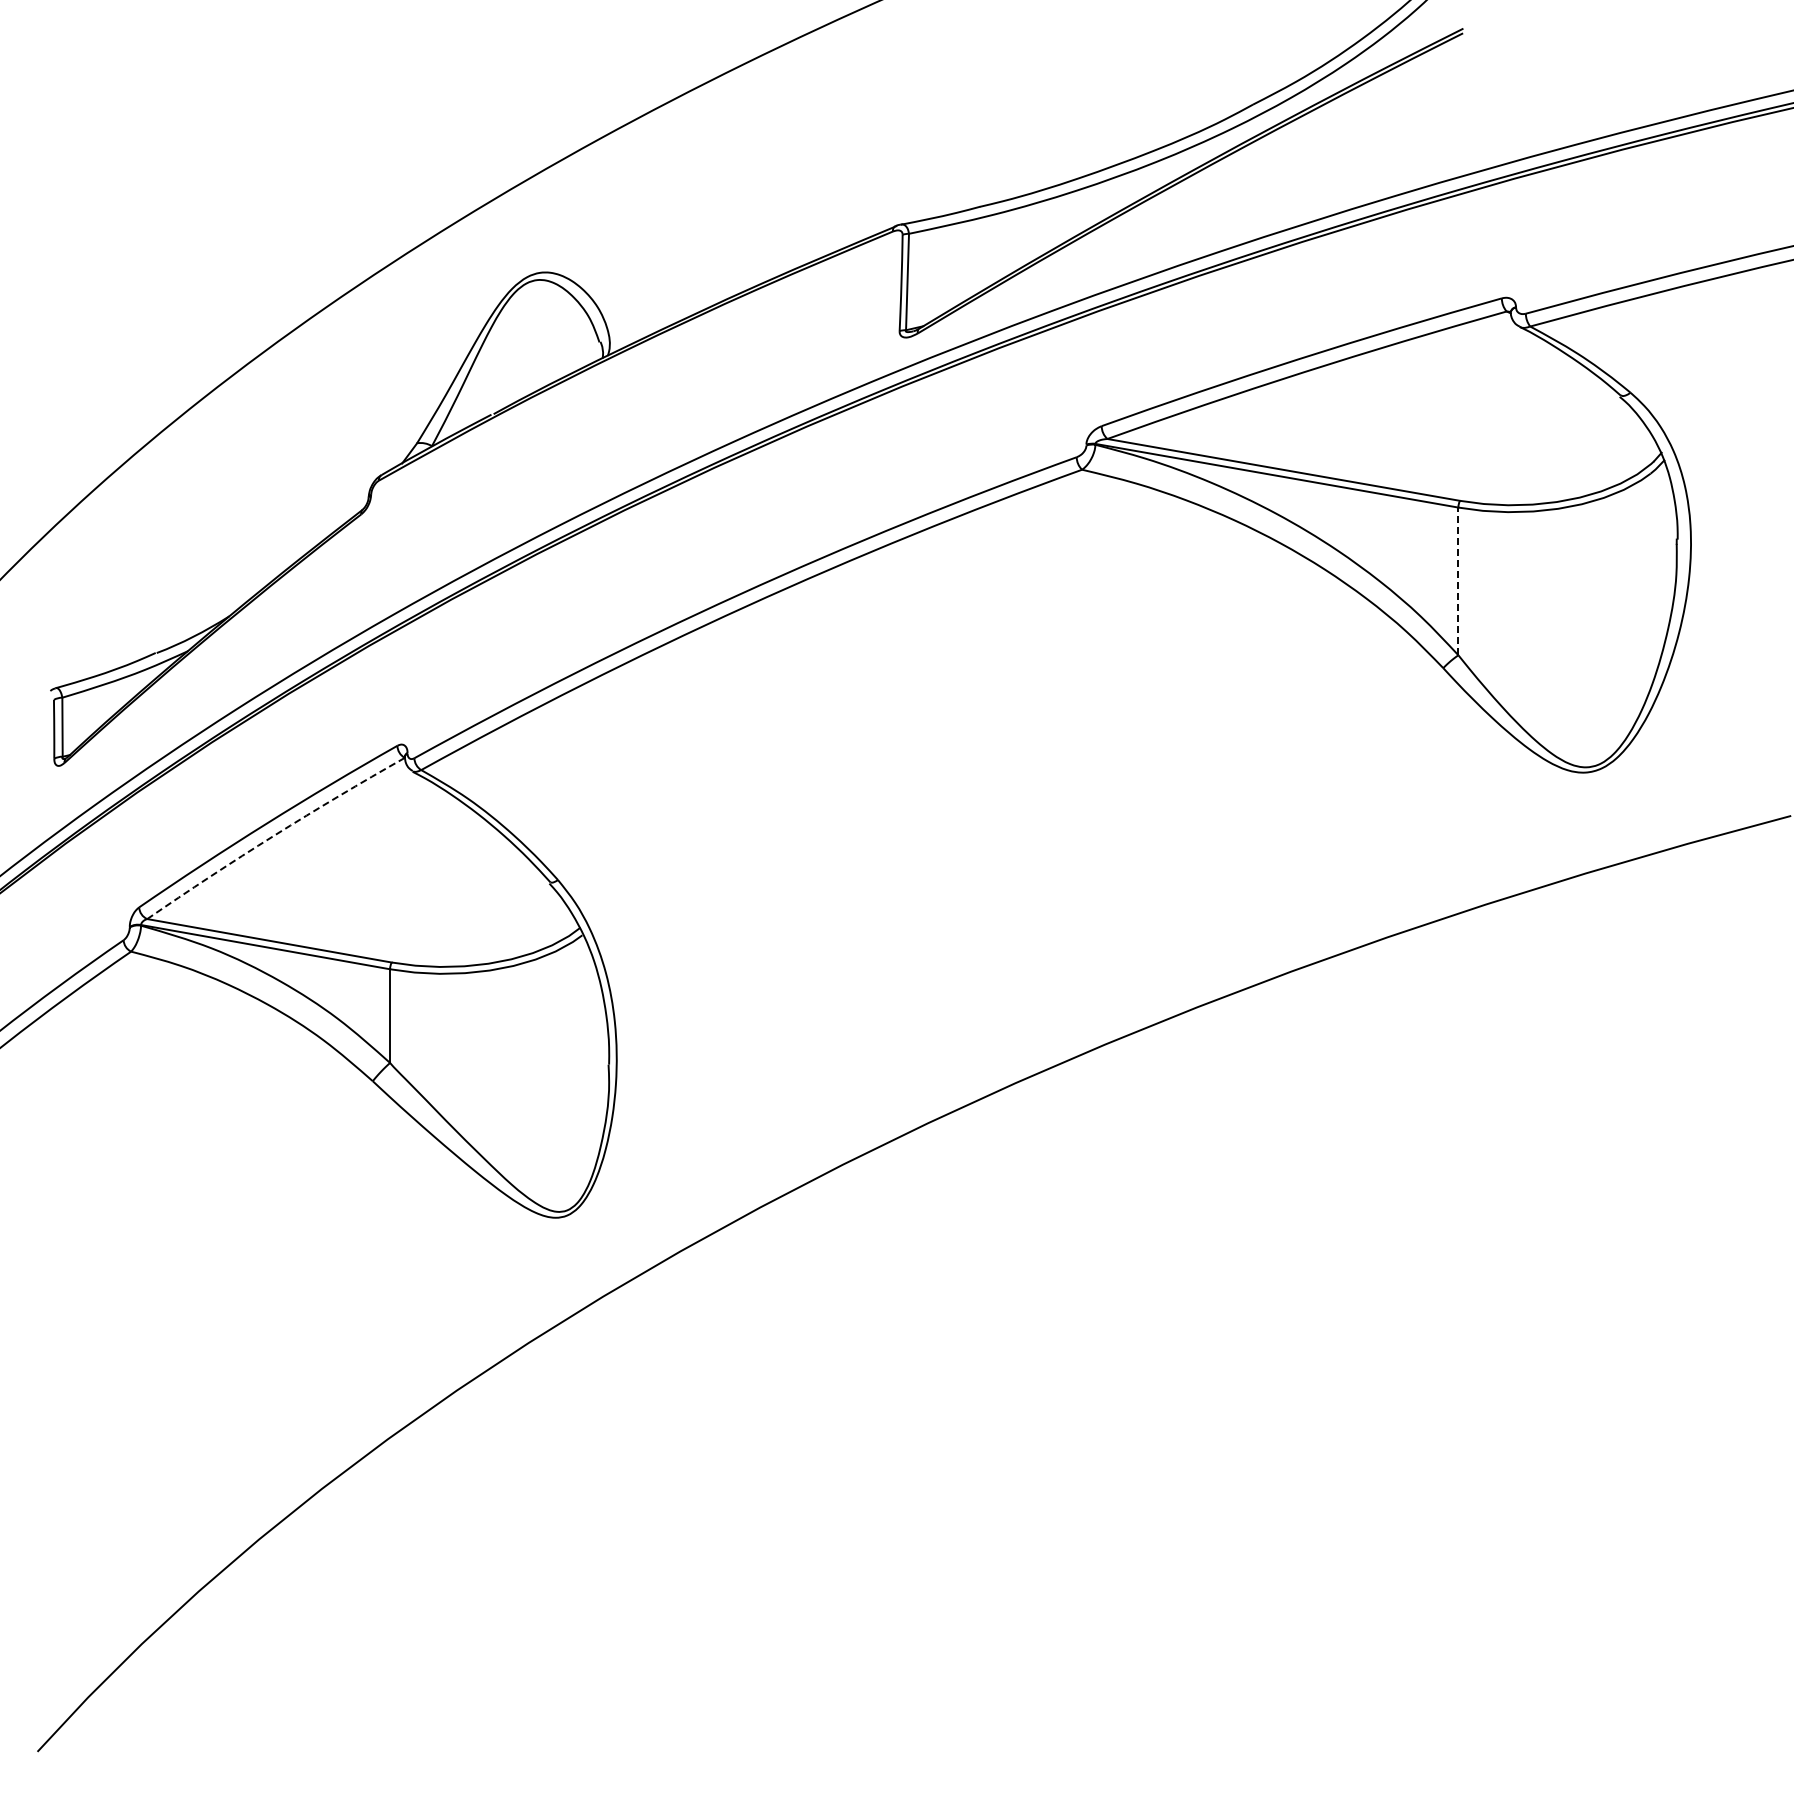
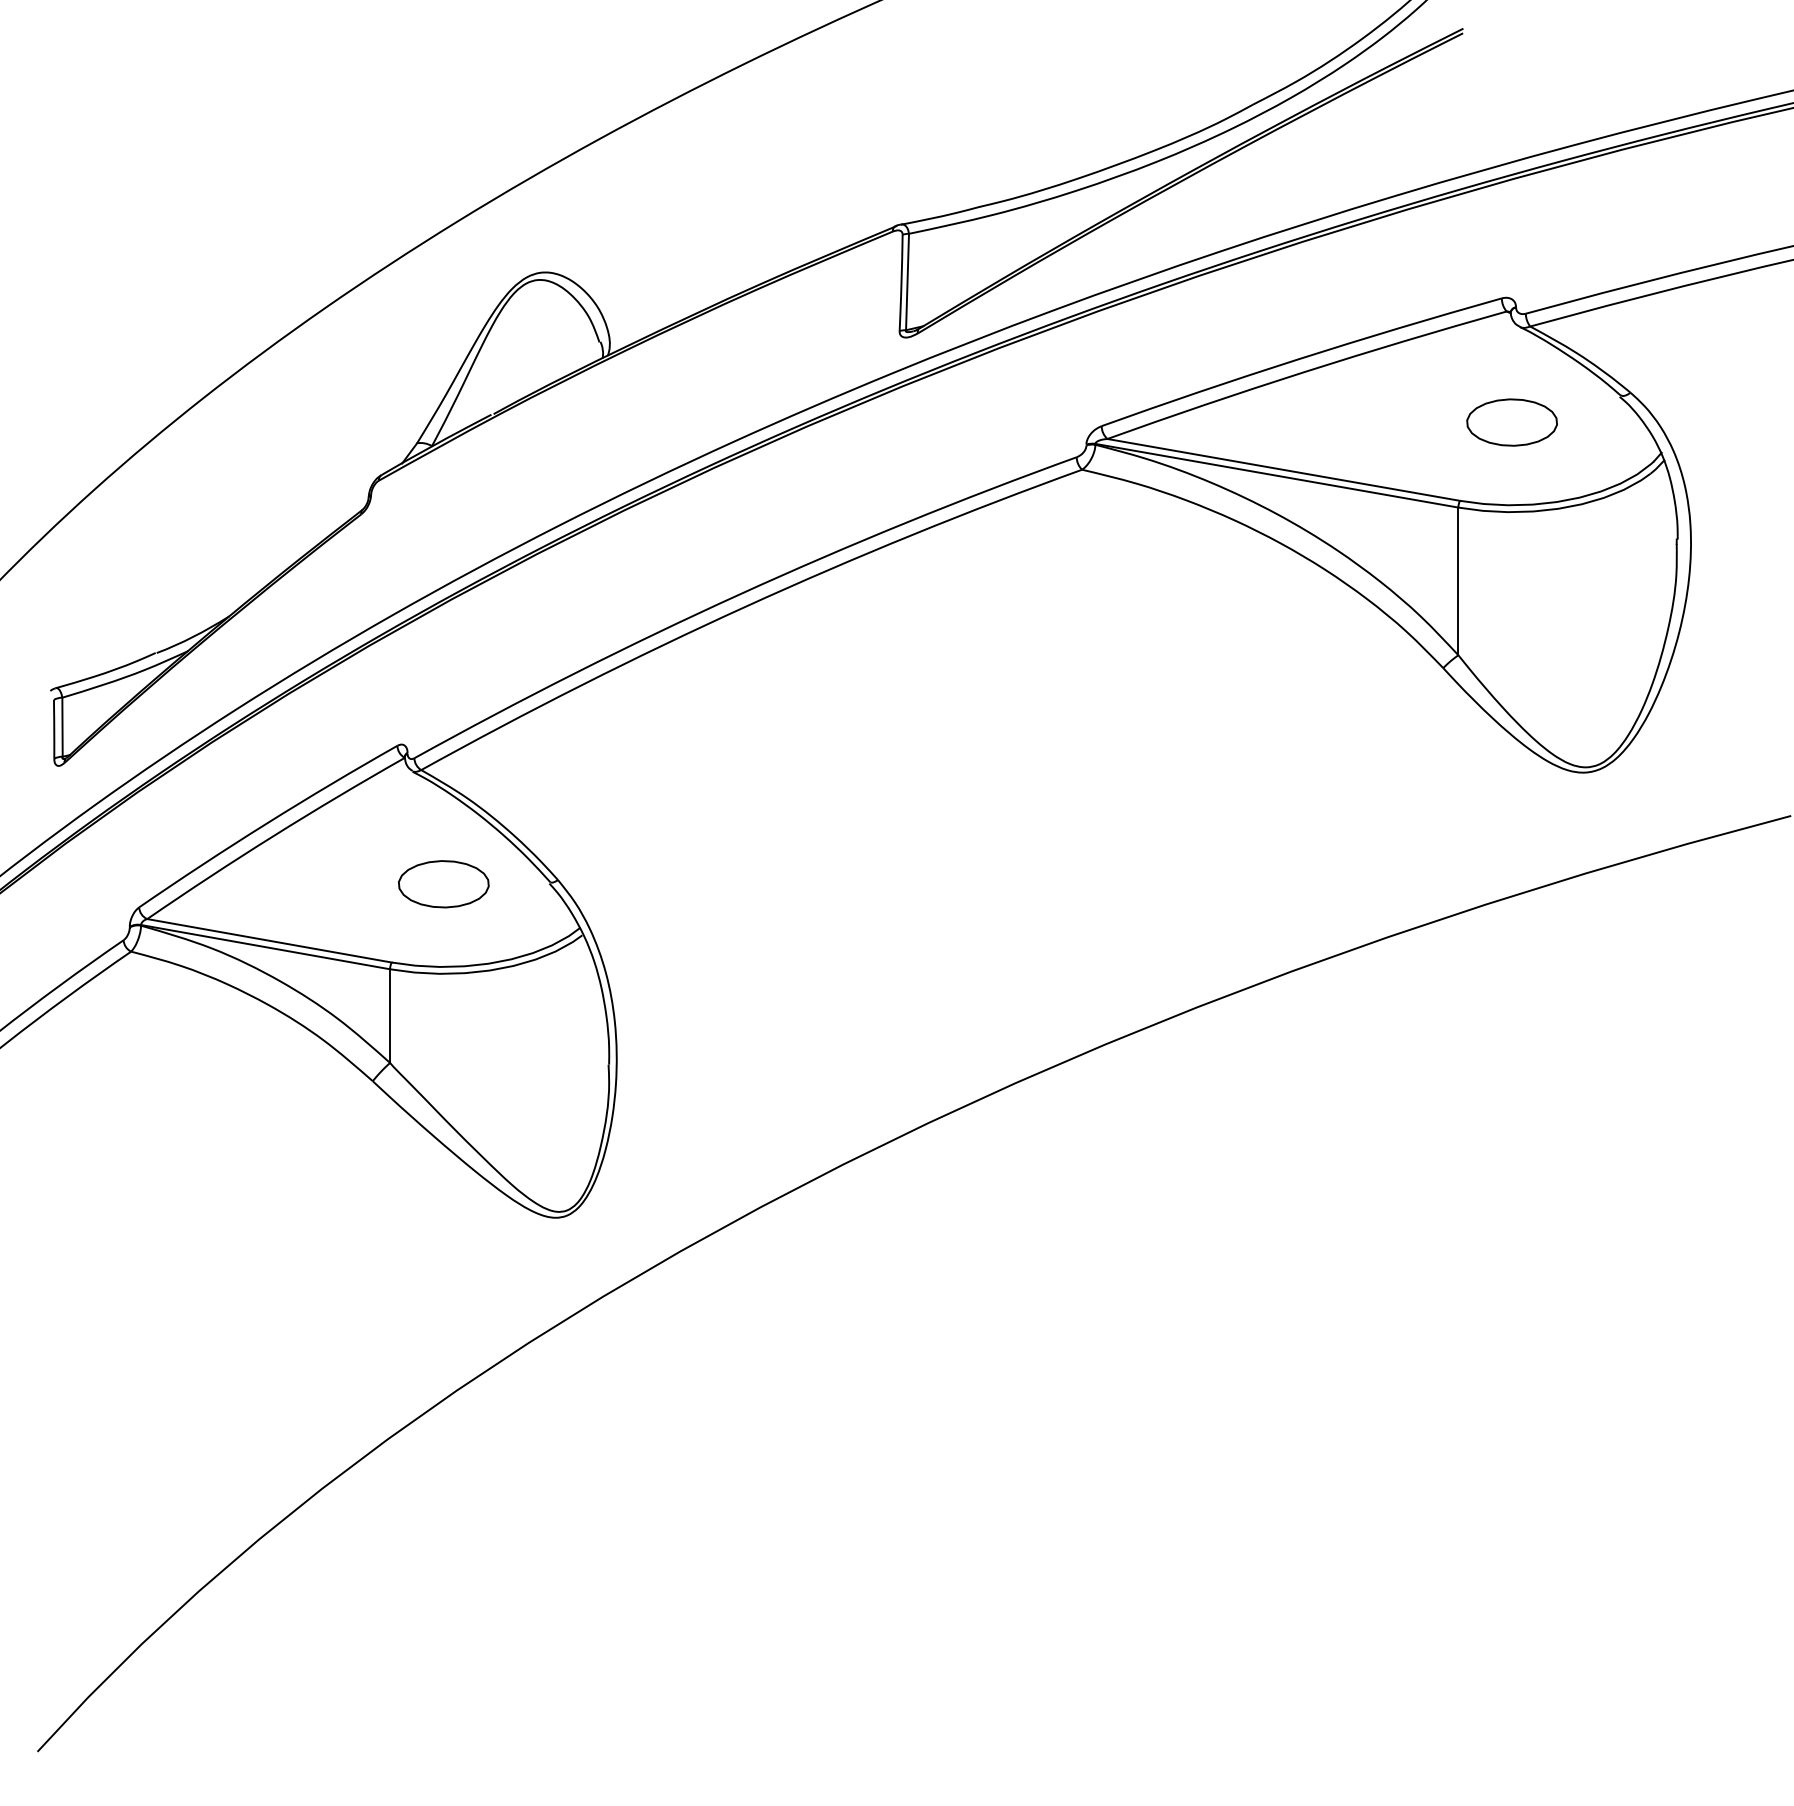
part: none -> present (1511, 422)
line: dashed -> solid (1458, 581)
arc: dashed -> solid (274, 835)
part: none -> present (443, 884)
